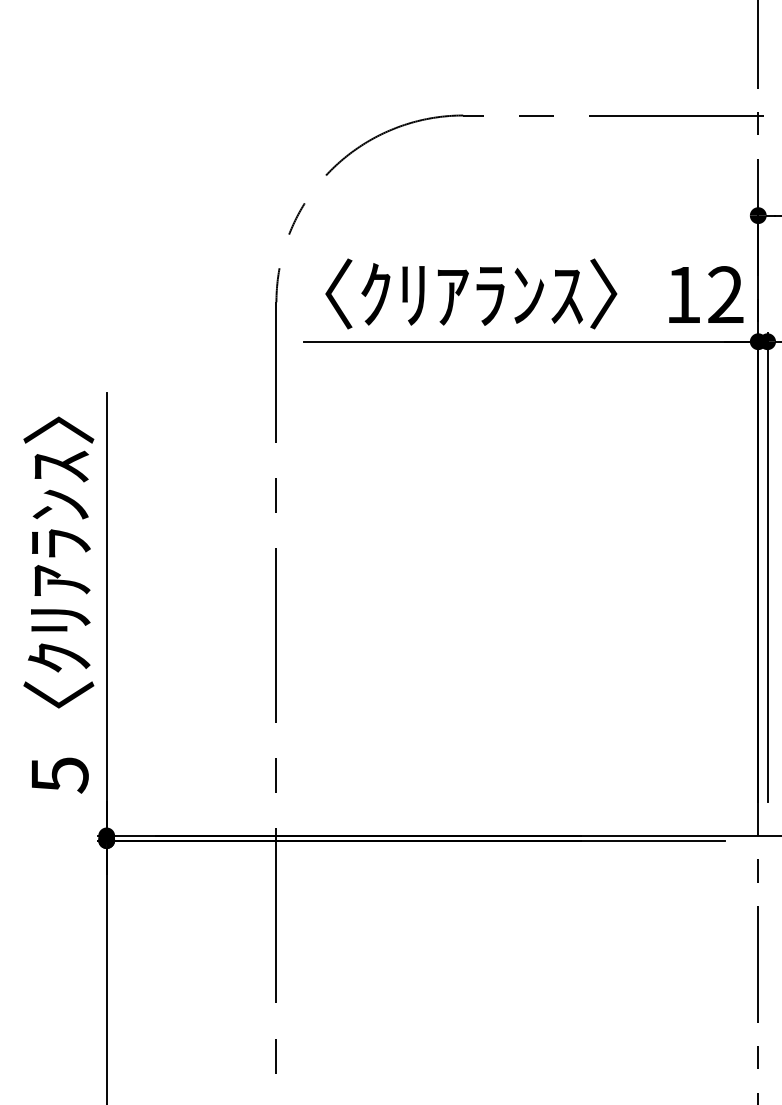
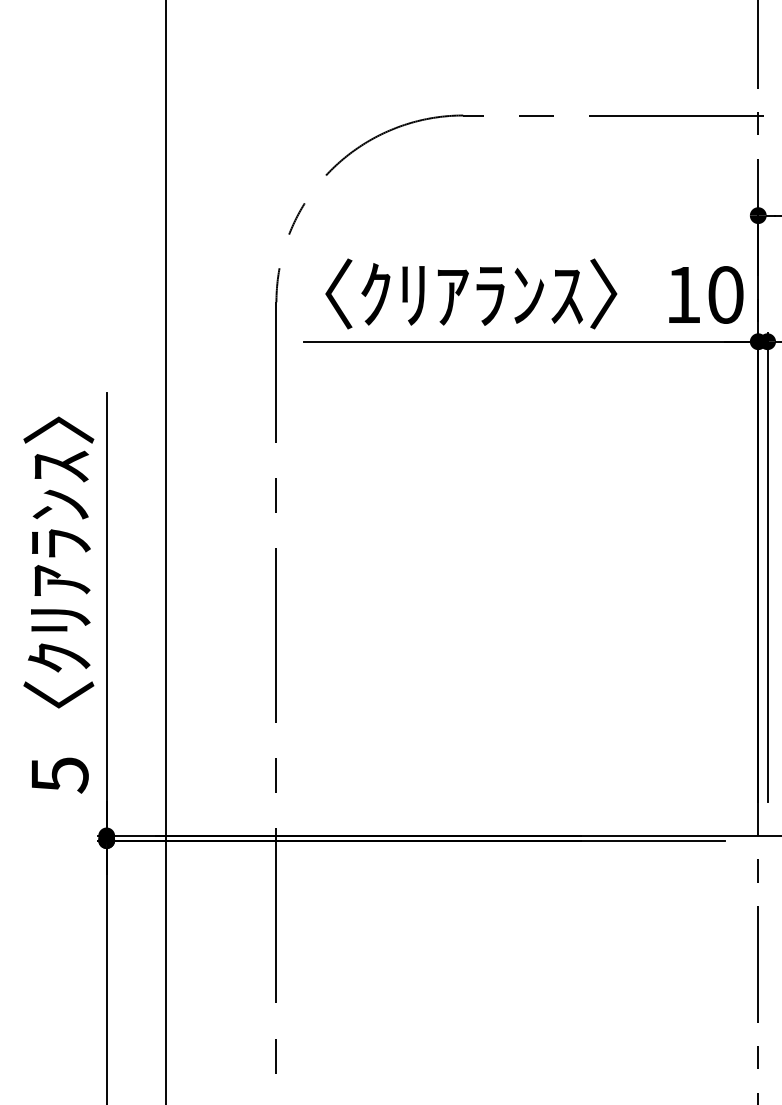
text: 12 -> 10 (725, 294)
line: none -> present (166, 551)
